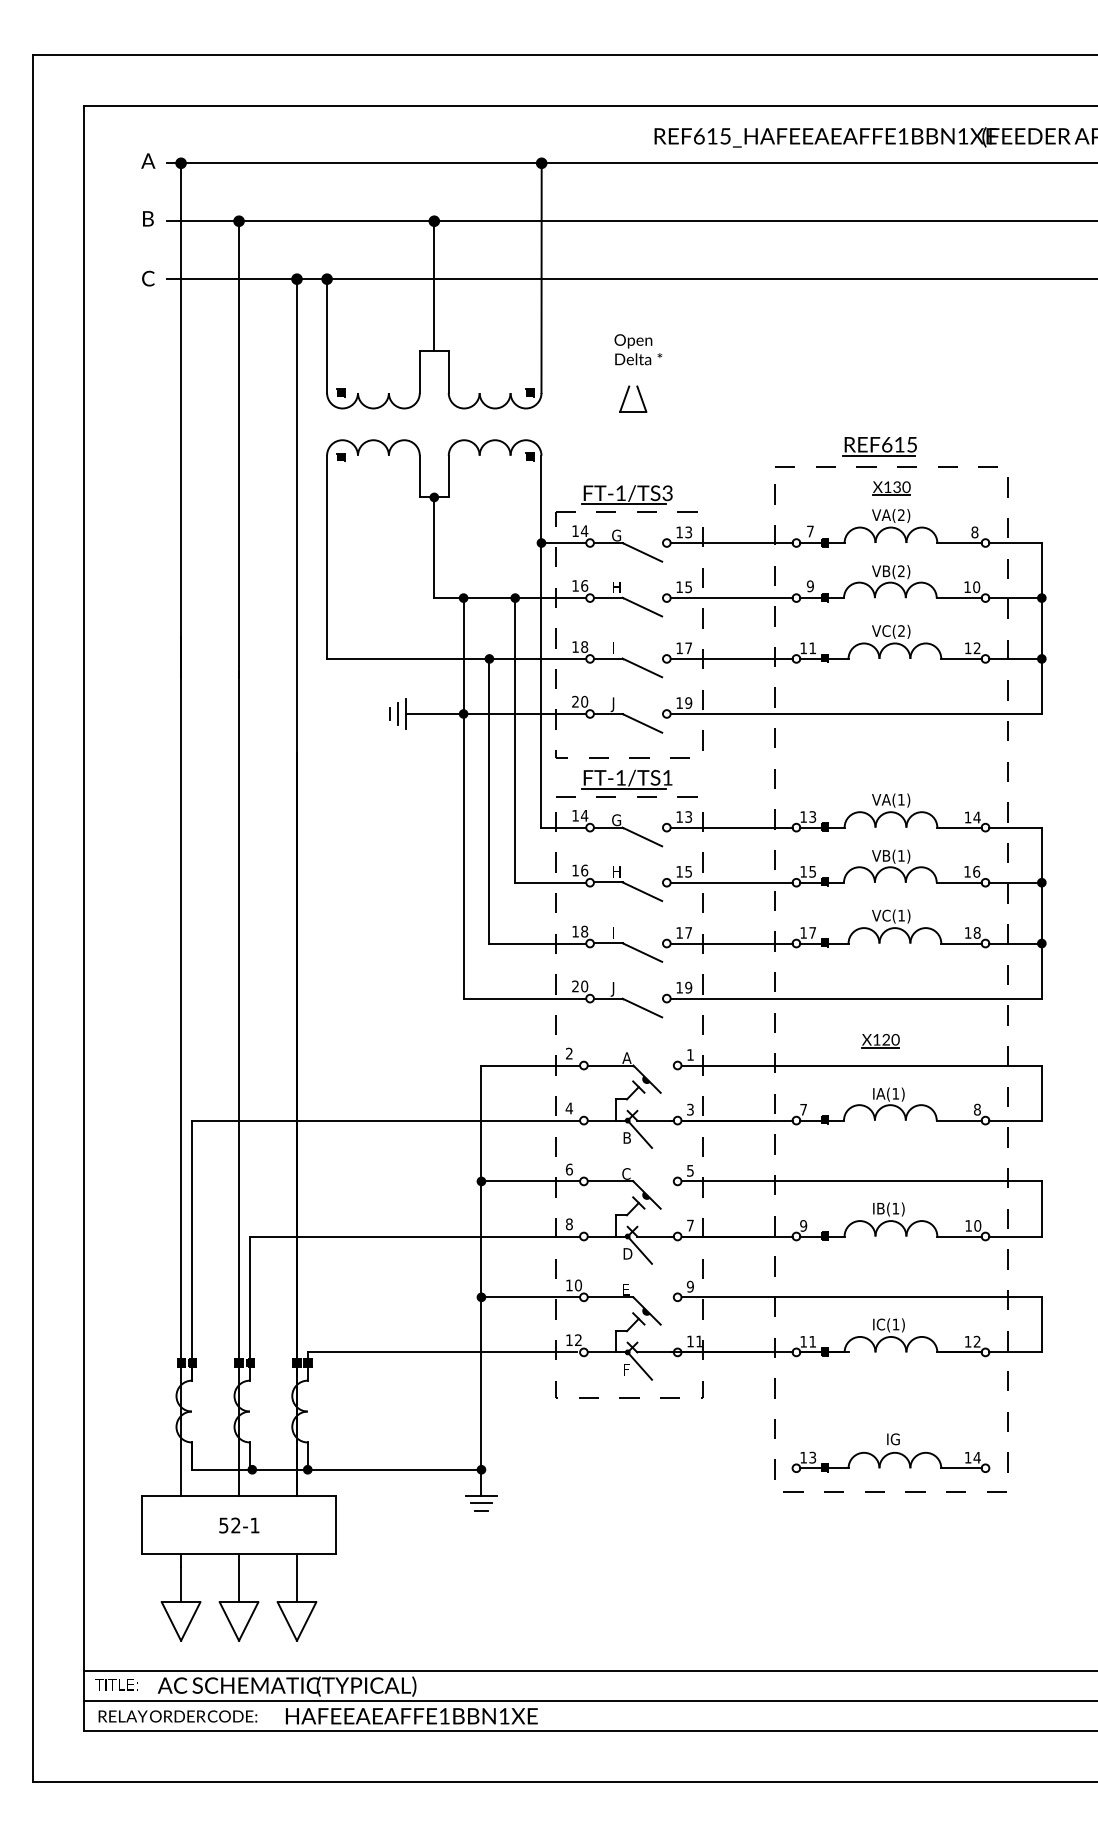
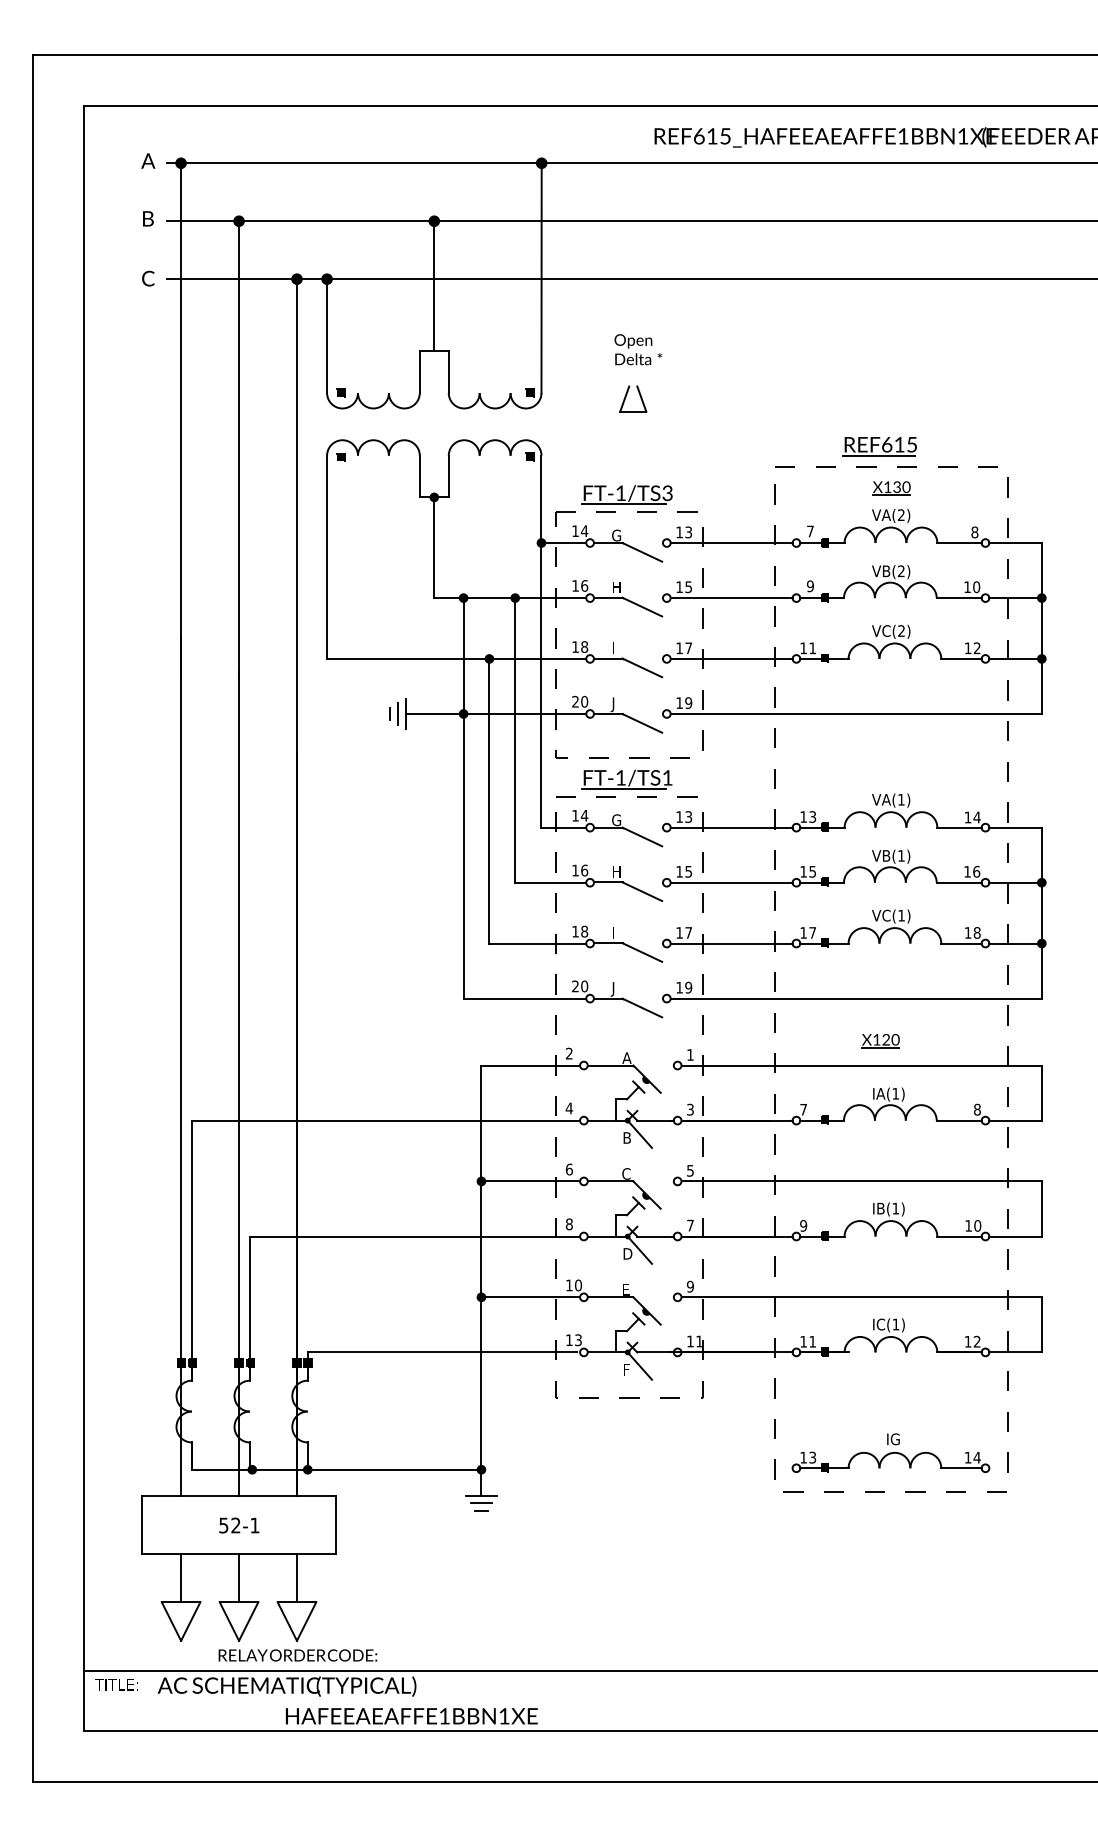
text: 12 -> 13 (578, 1340)
line: present -> none (588, 1700)
text position: (177, 1716) -> (297, 1655) (297, 1655)
